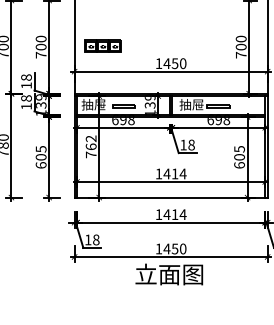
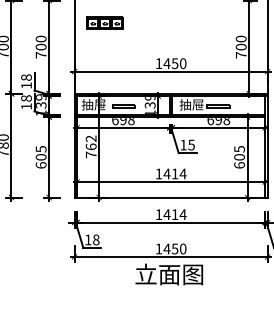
part position: (102, 45) -> (104, 22) (104, 22)
text: 18 -> 15 (191, 144)
